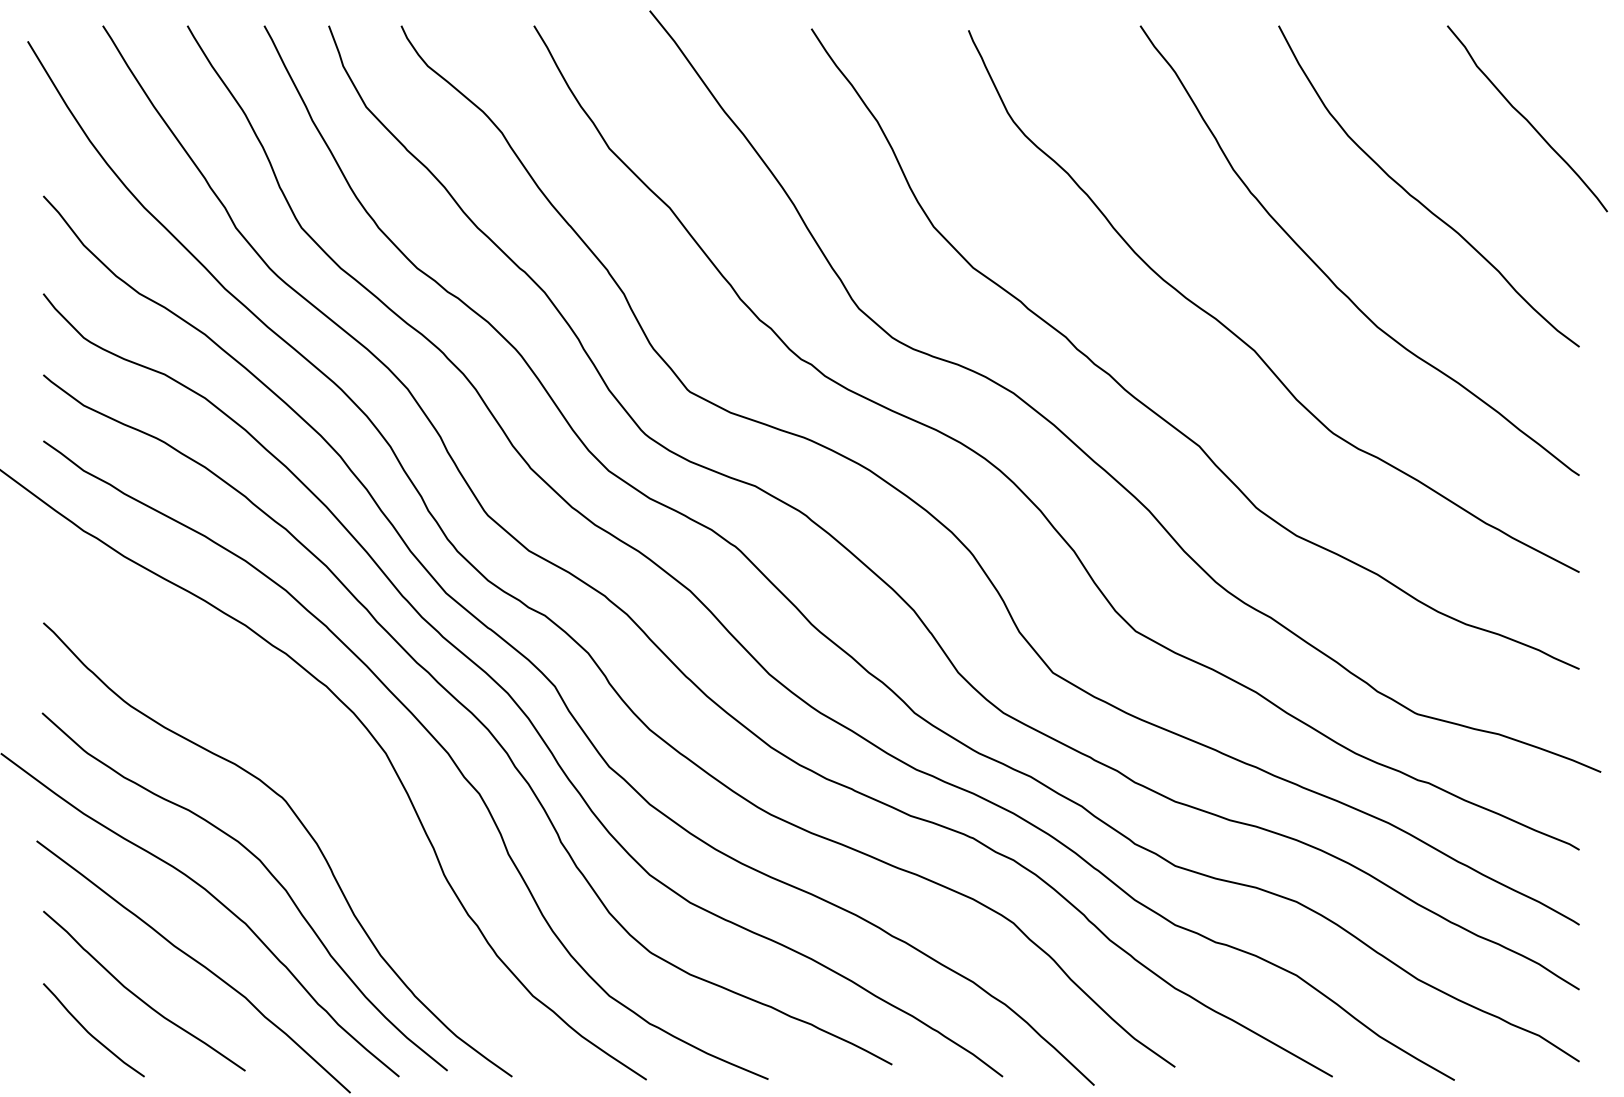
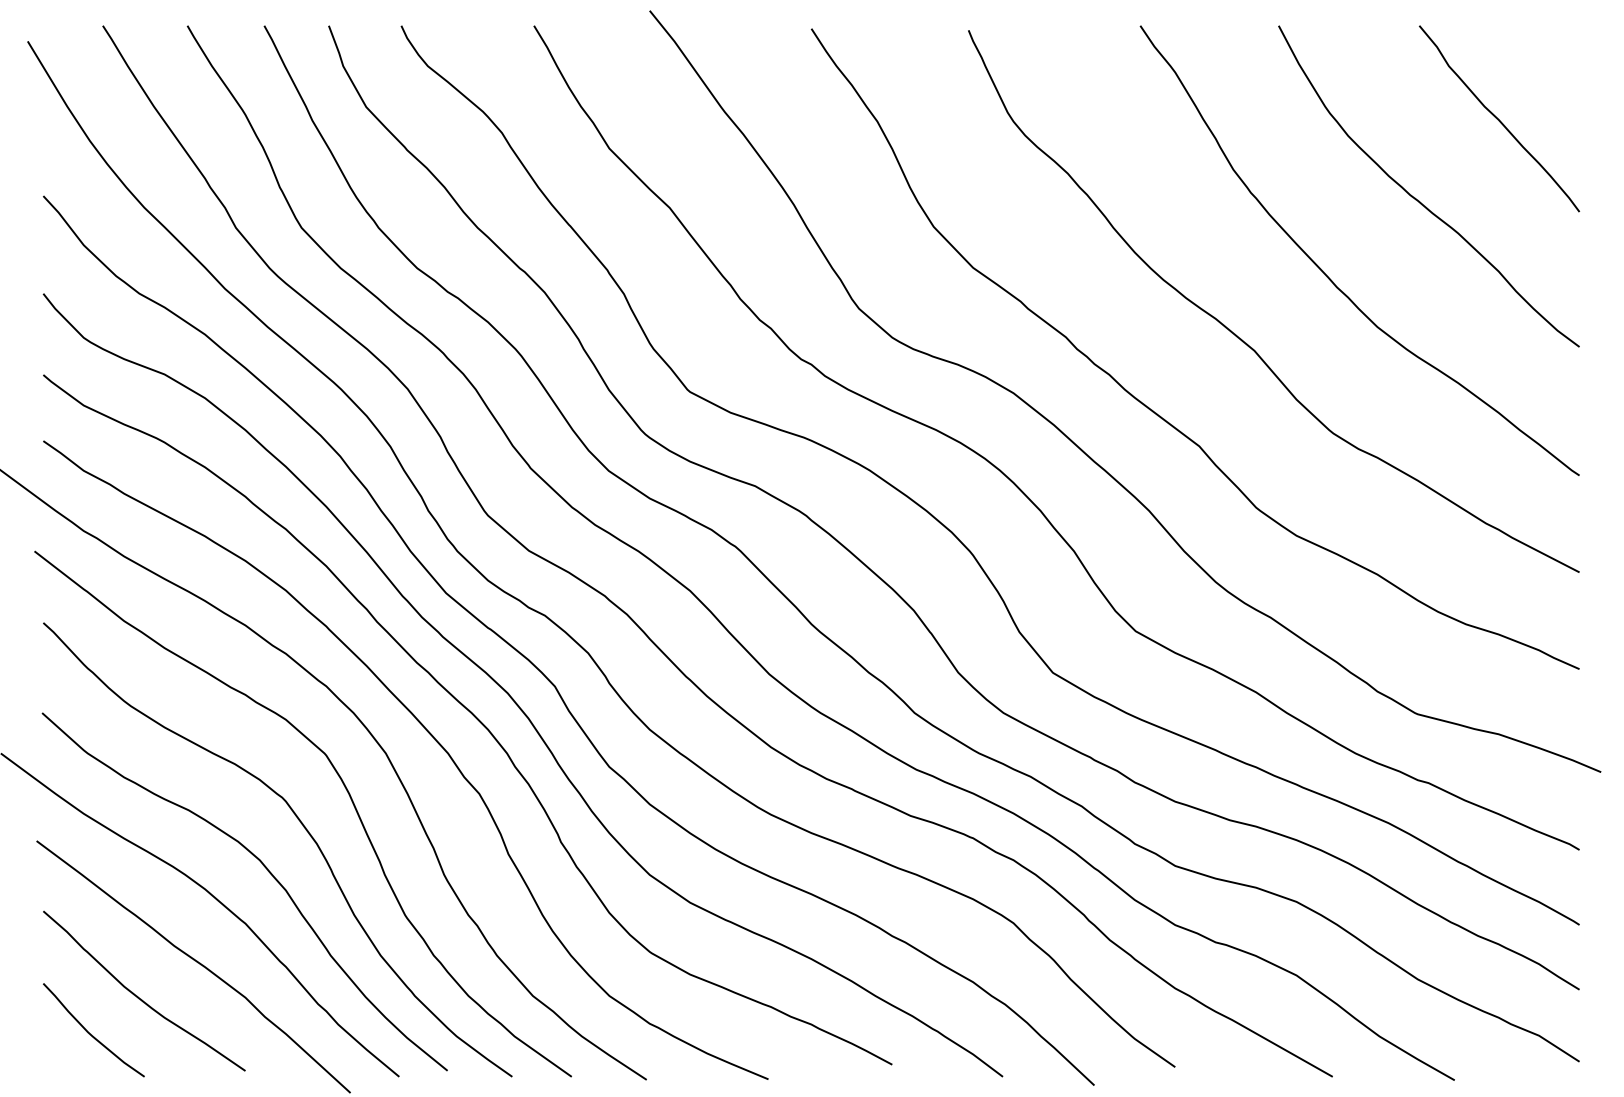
curve position: (1526, 118) -> (1498, 118) (1498, 118)
curve: none -> present (346, 791)
